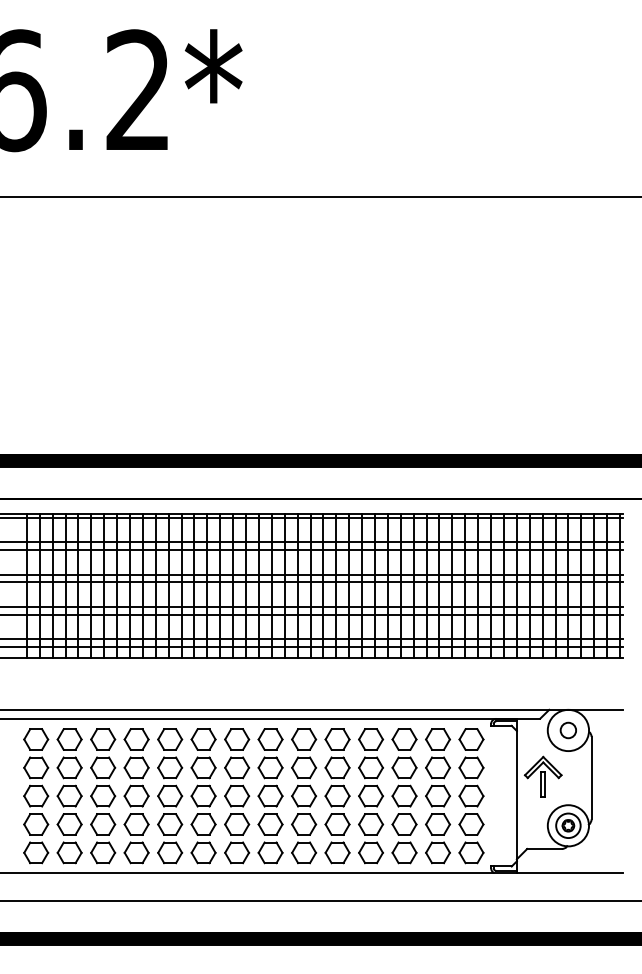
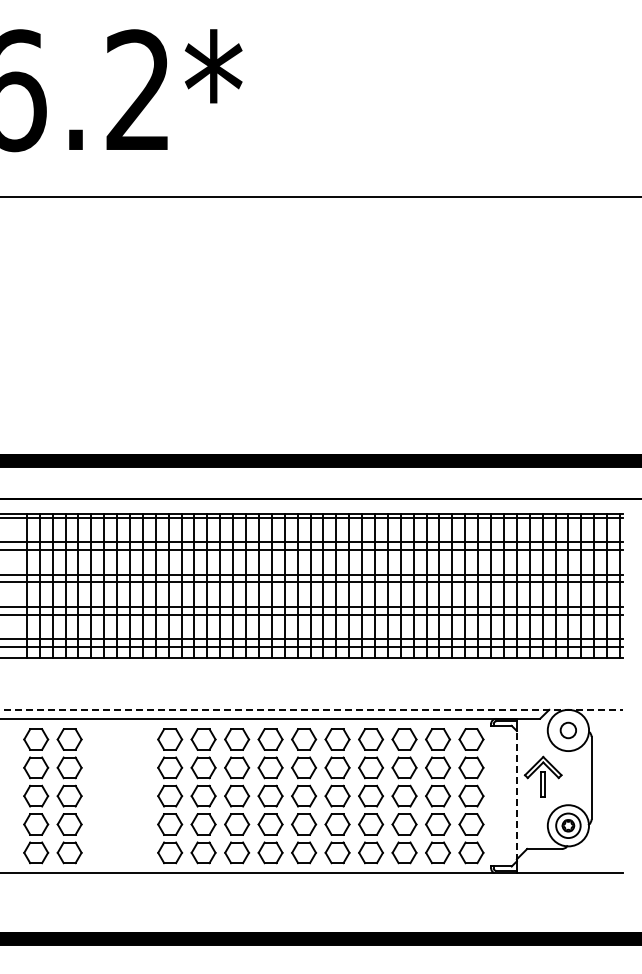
line: solid -> dashed (311, 709)
line: solid -> dashed (516, 795)
part: present -> none (119, 796)
line: present -> none (320, 901)
